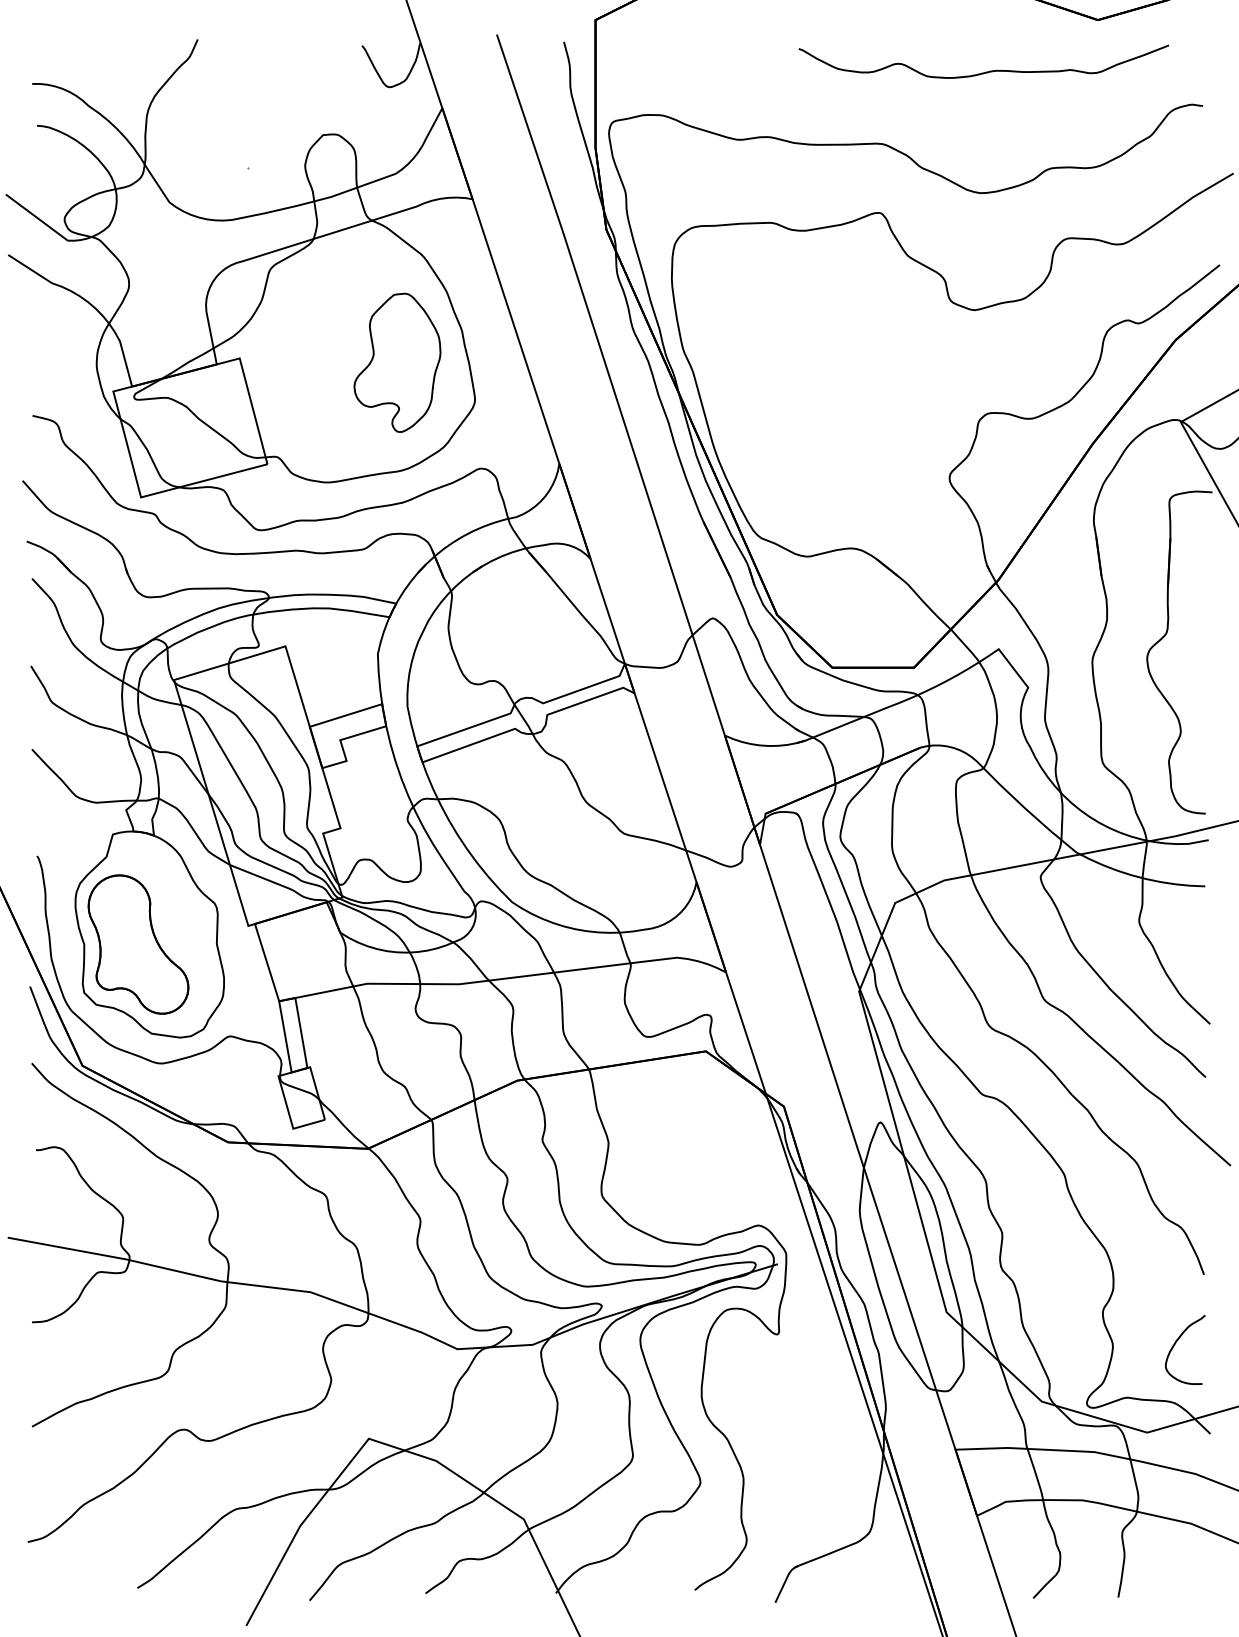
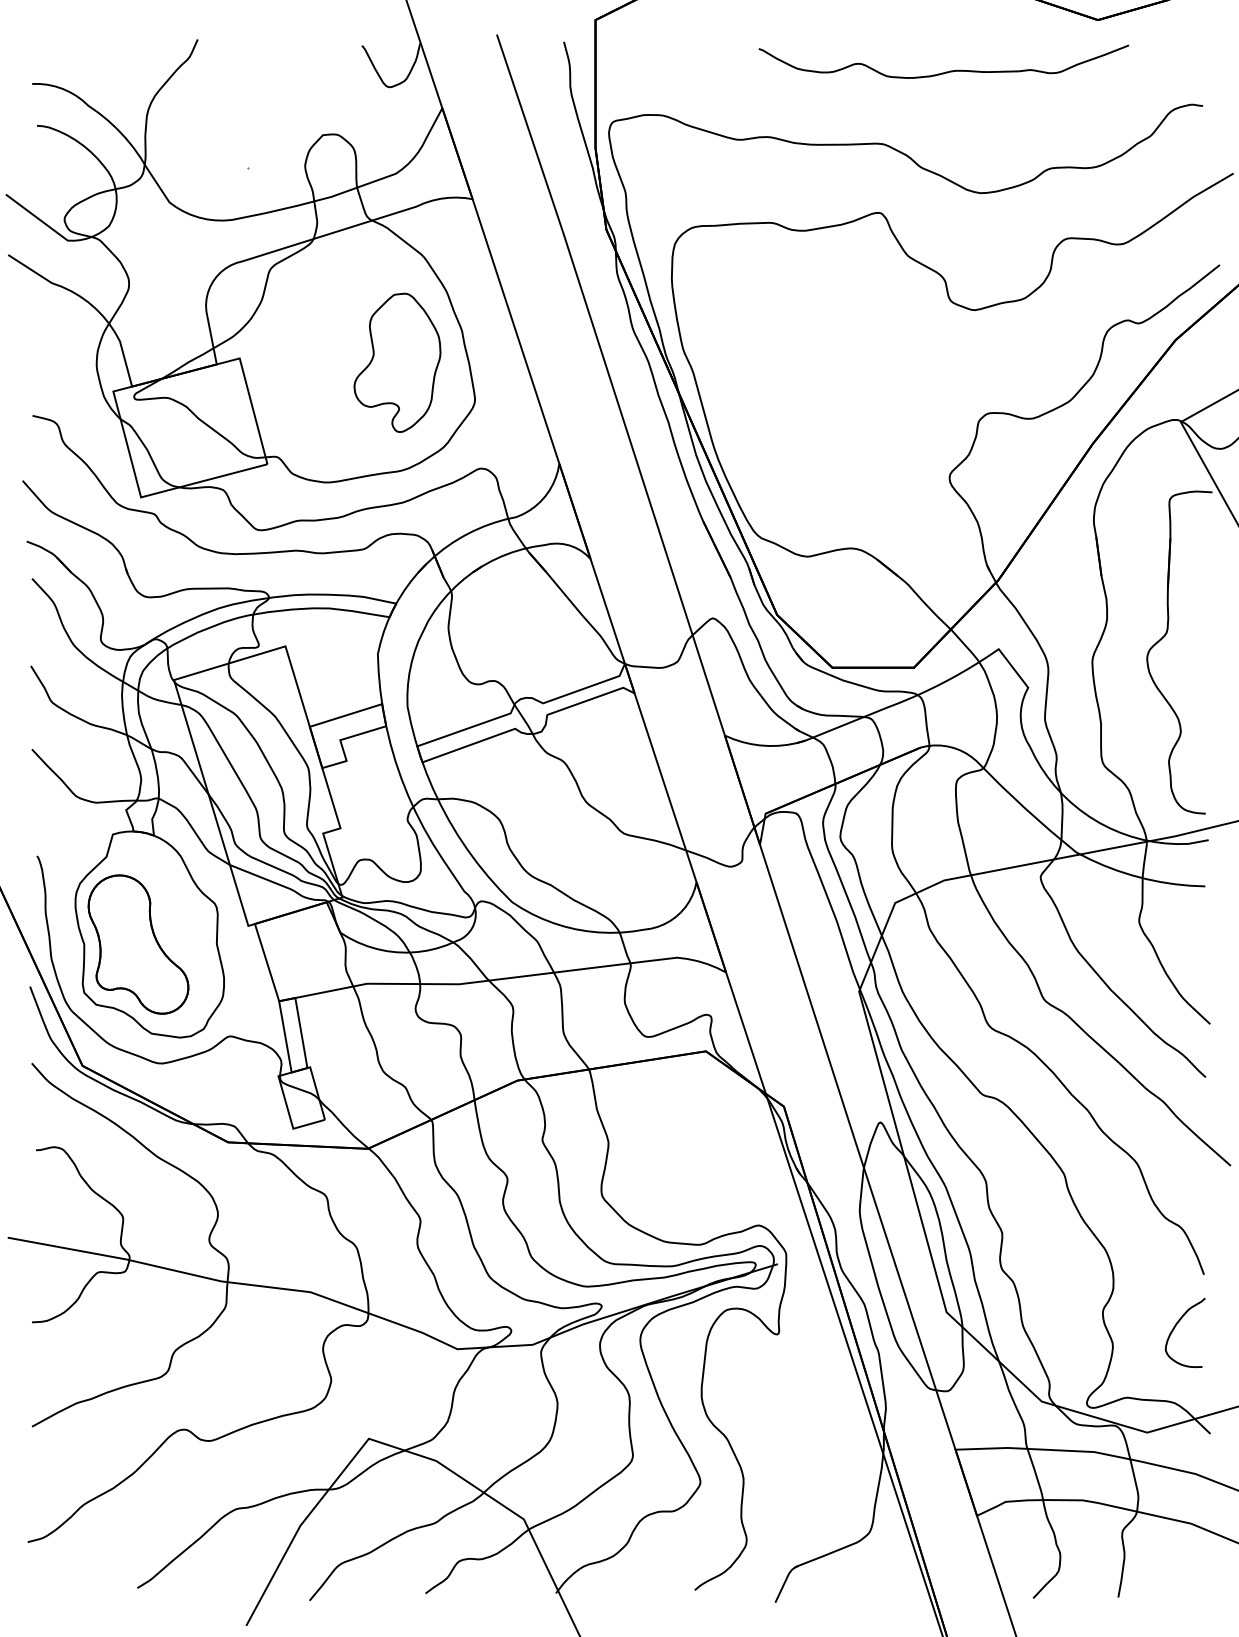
curve position: (985, 71) -> (945, 71) (945, 71)
curve position: (1176, 1343) -> (1176, 1326) (1176, 1326)
